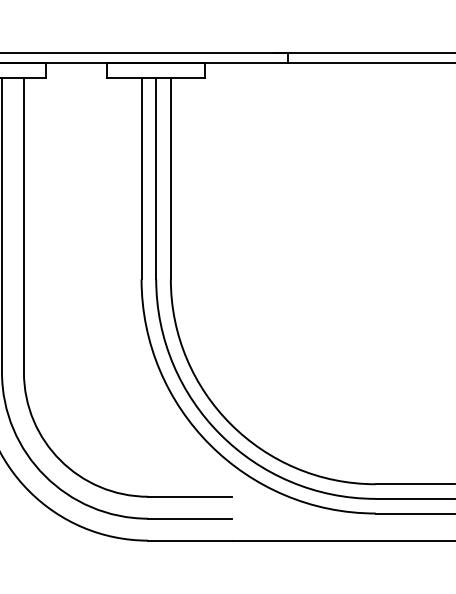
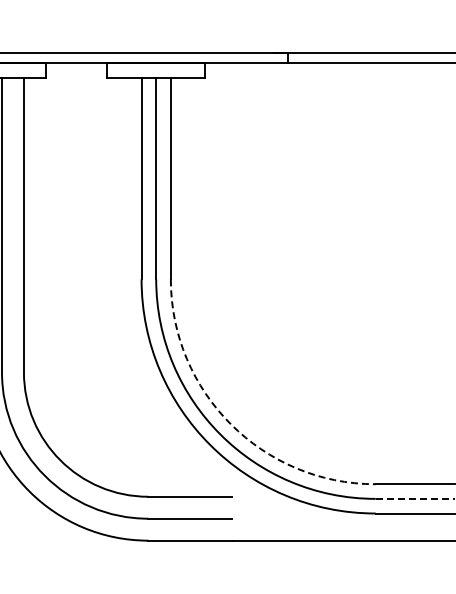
arc: solid -> dashed (230, 424)
line: solid -> dashed (415, 498)
